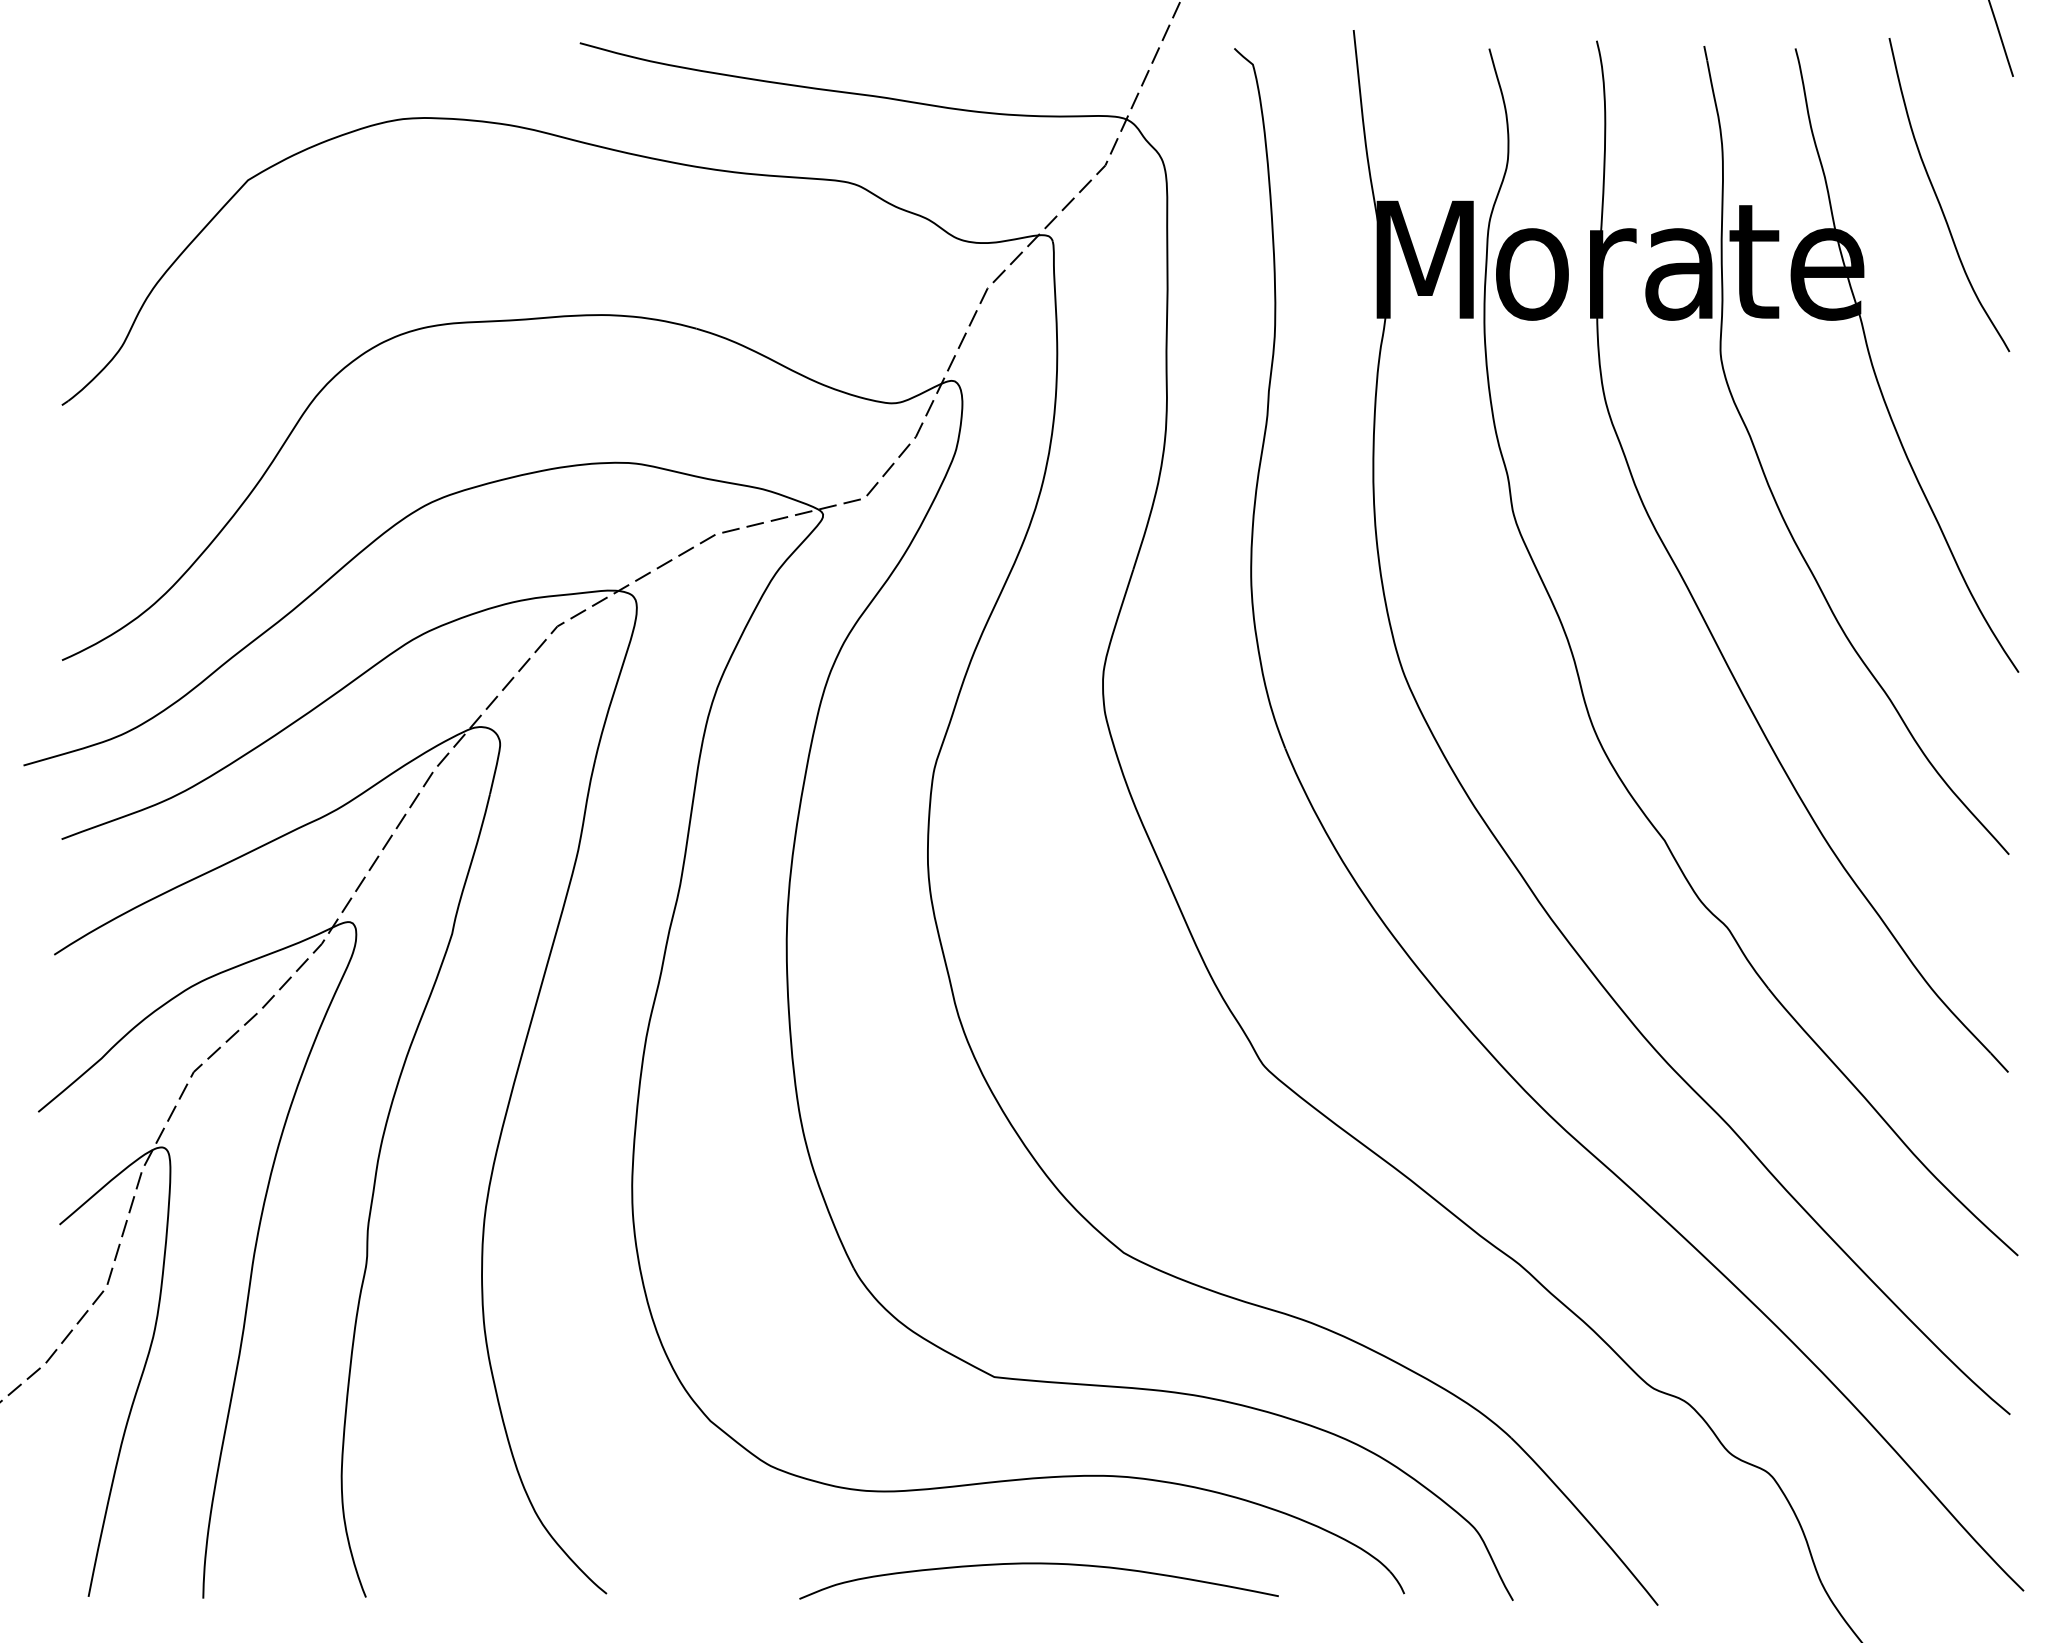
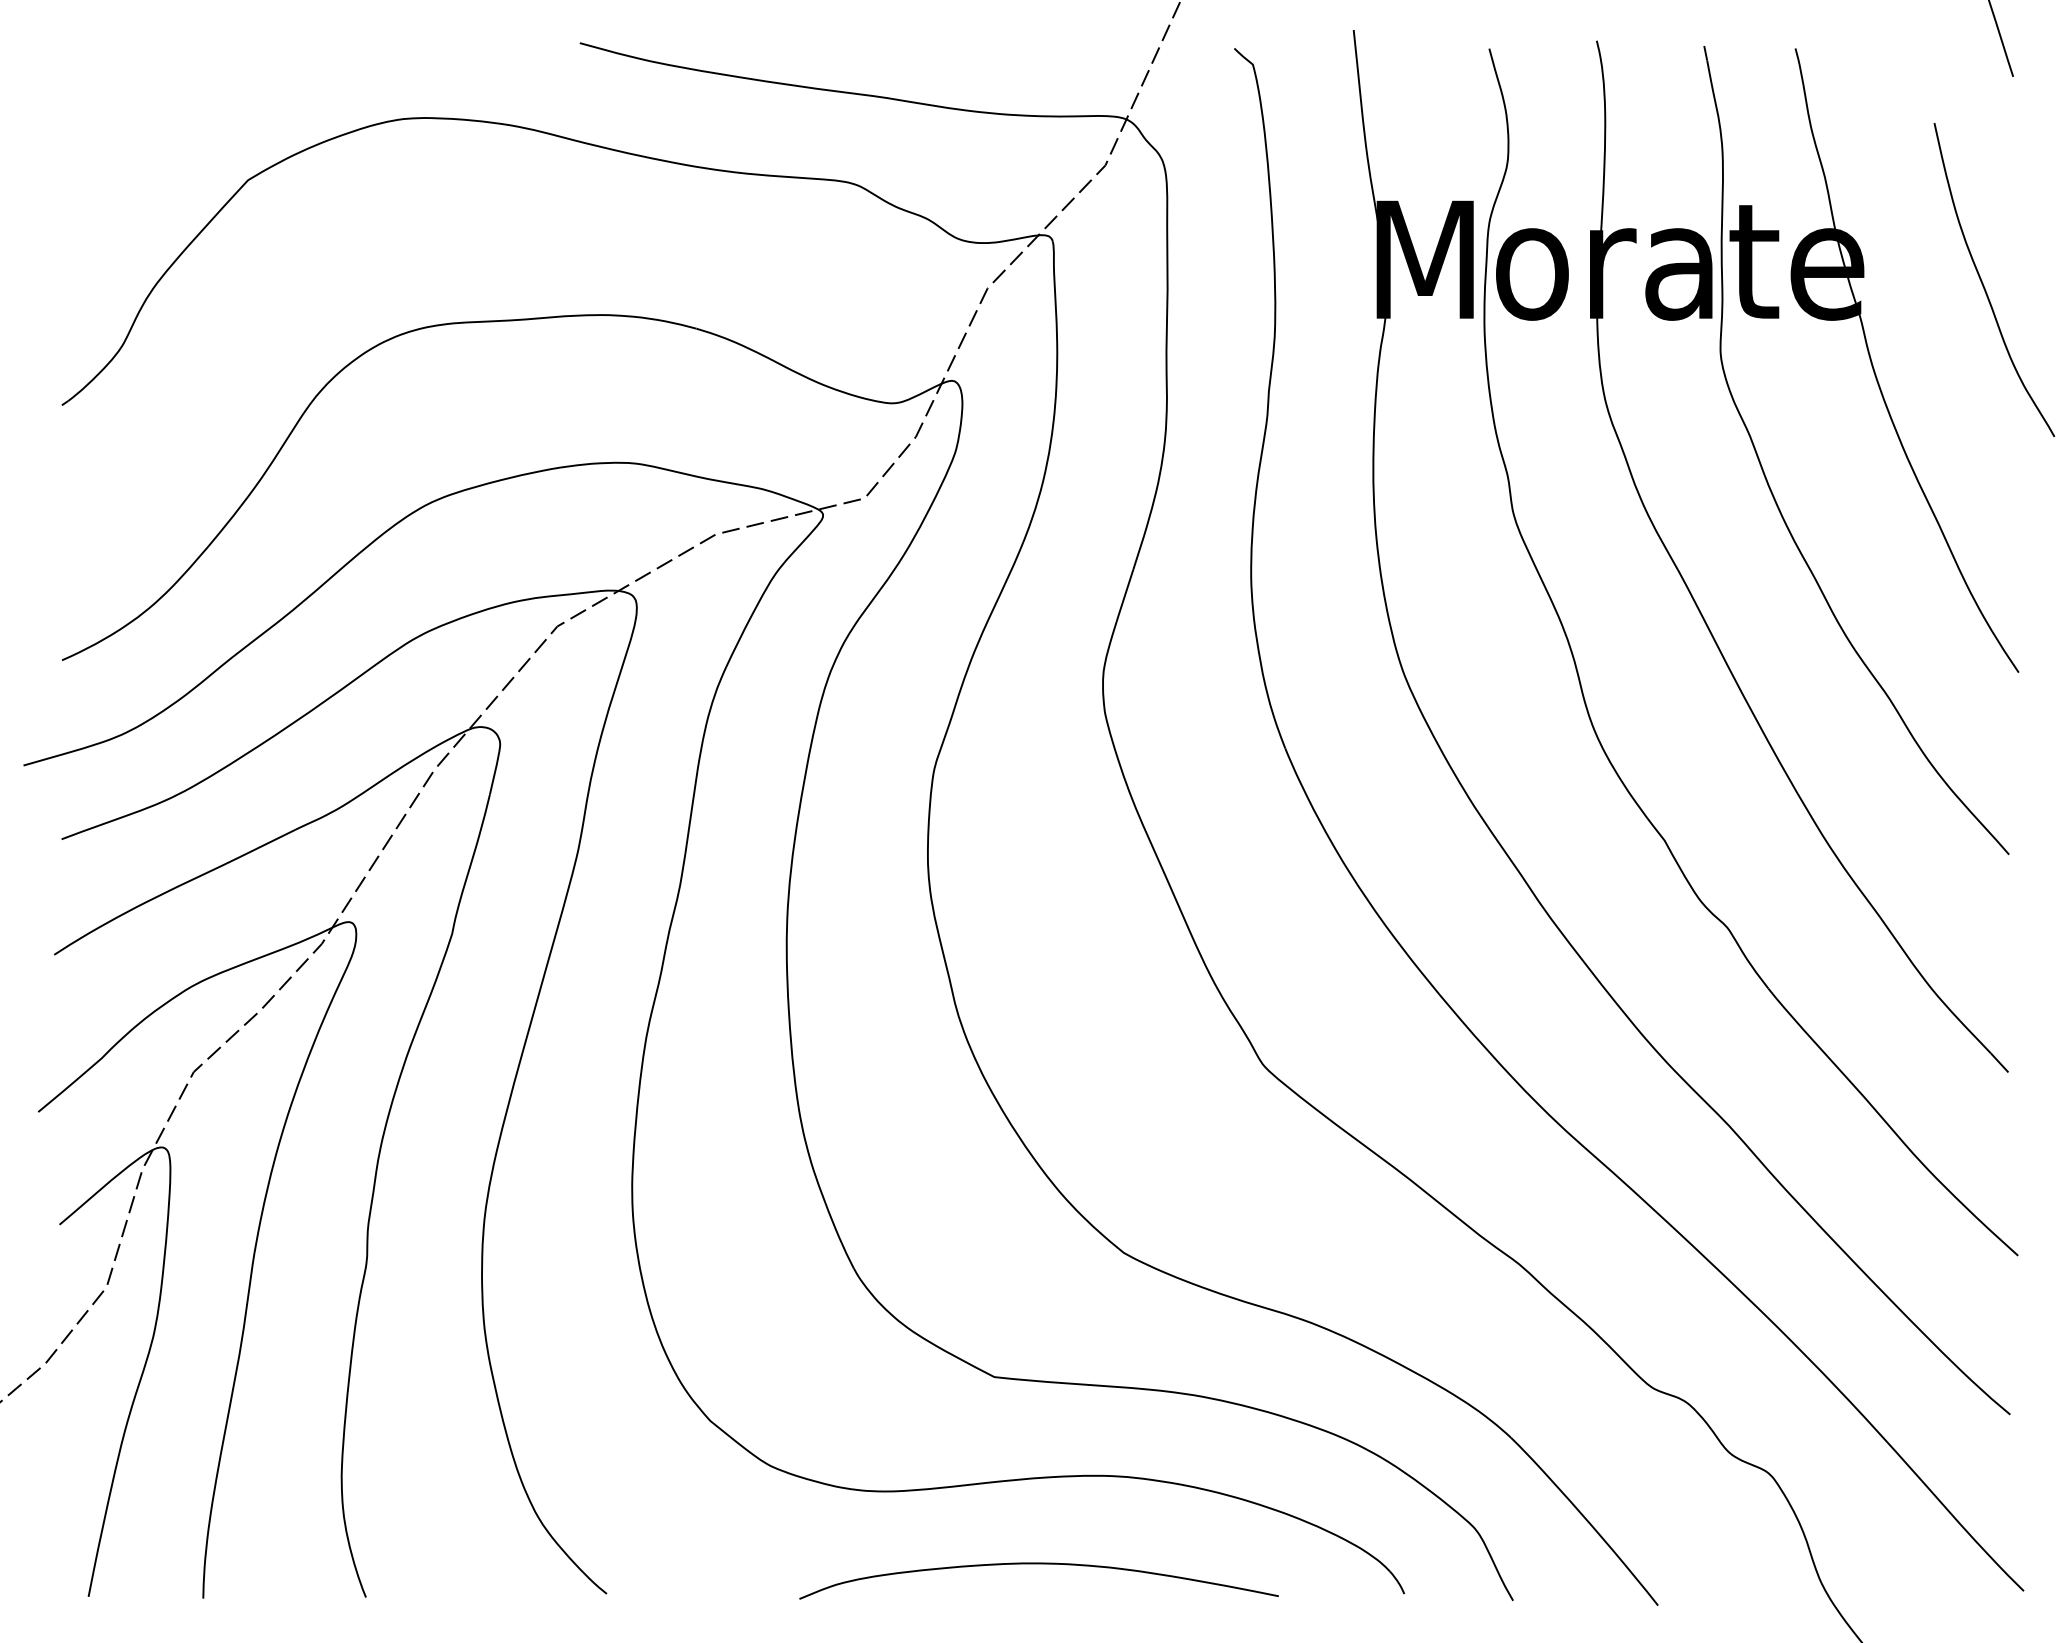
curve position: (1939, 200) -> (1984, 285) (1984, 285)
